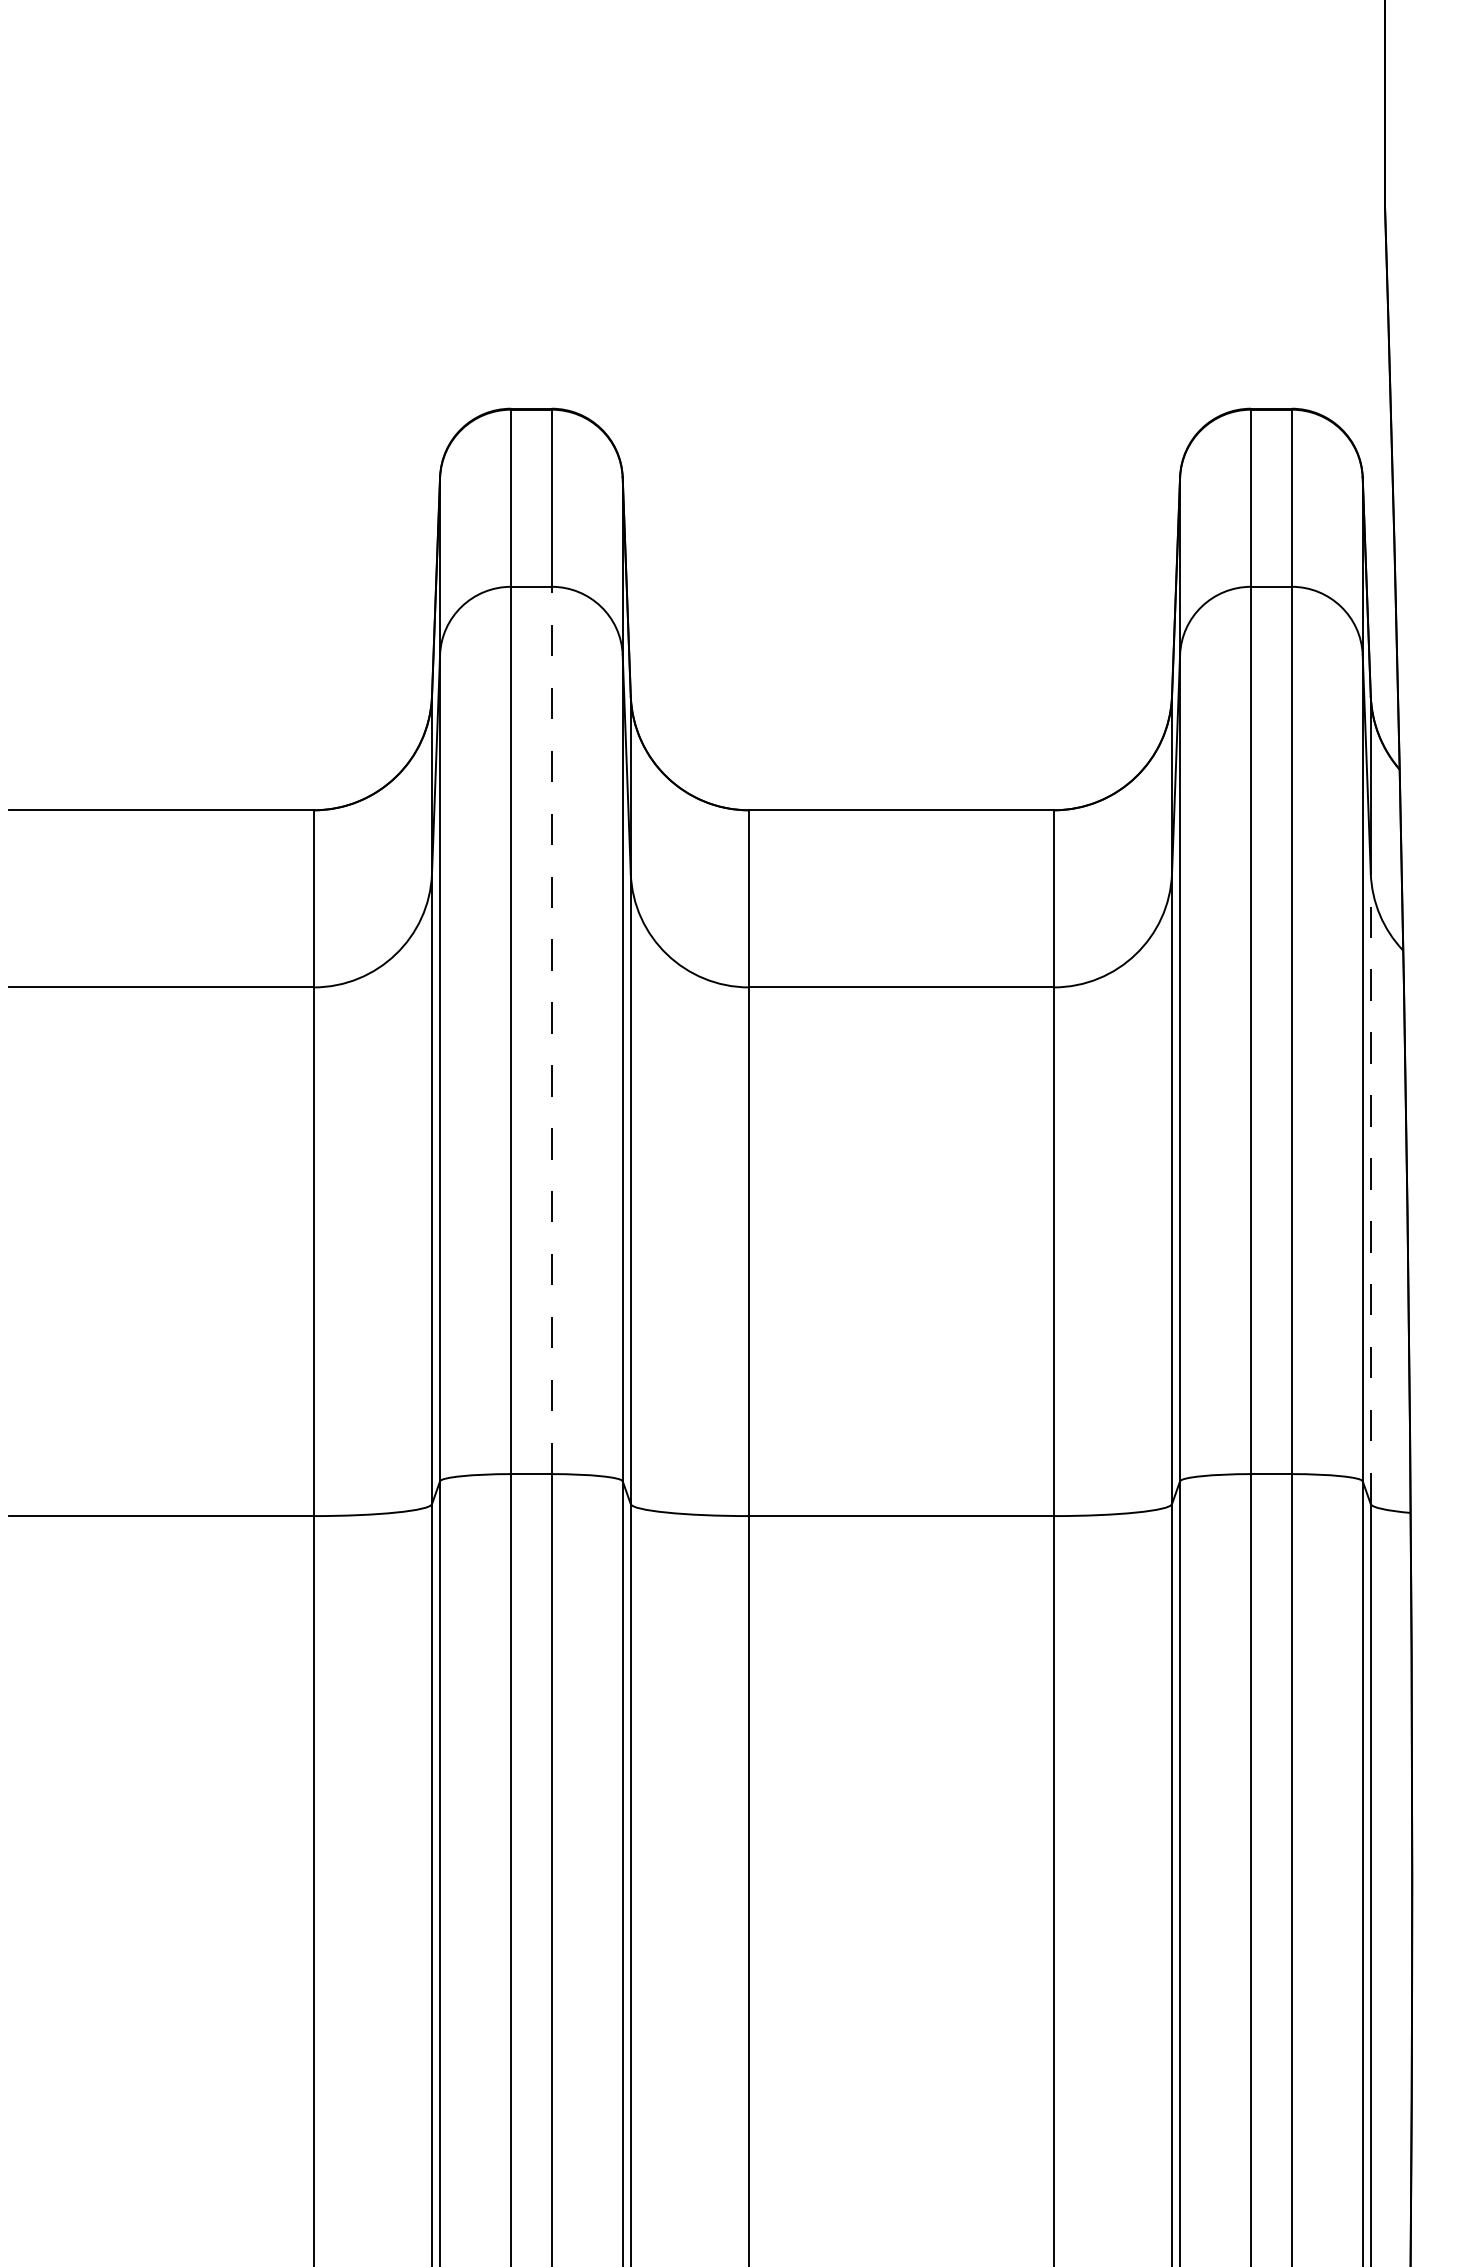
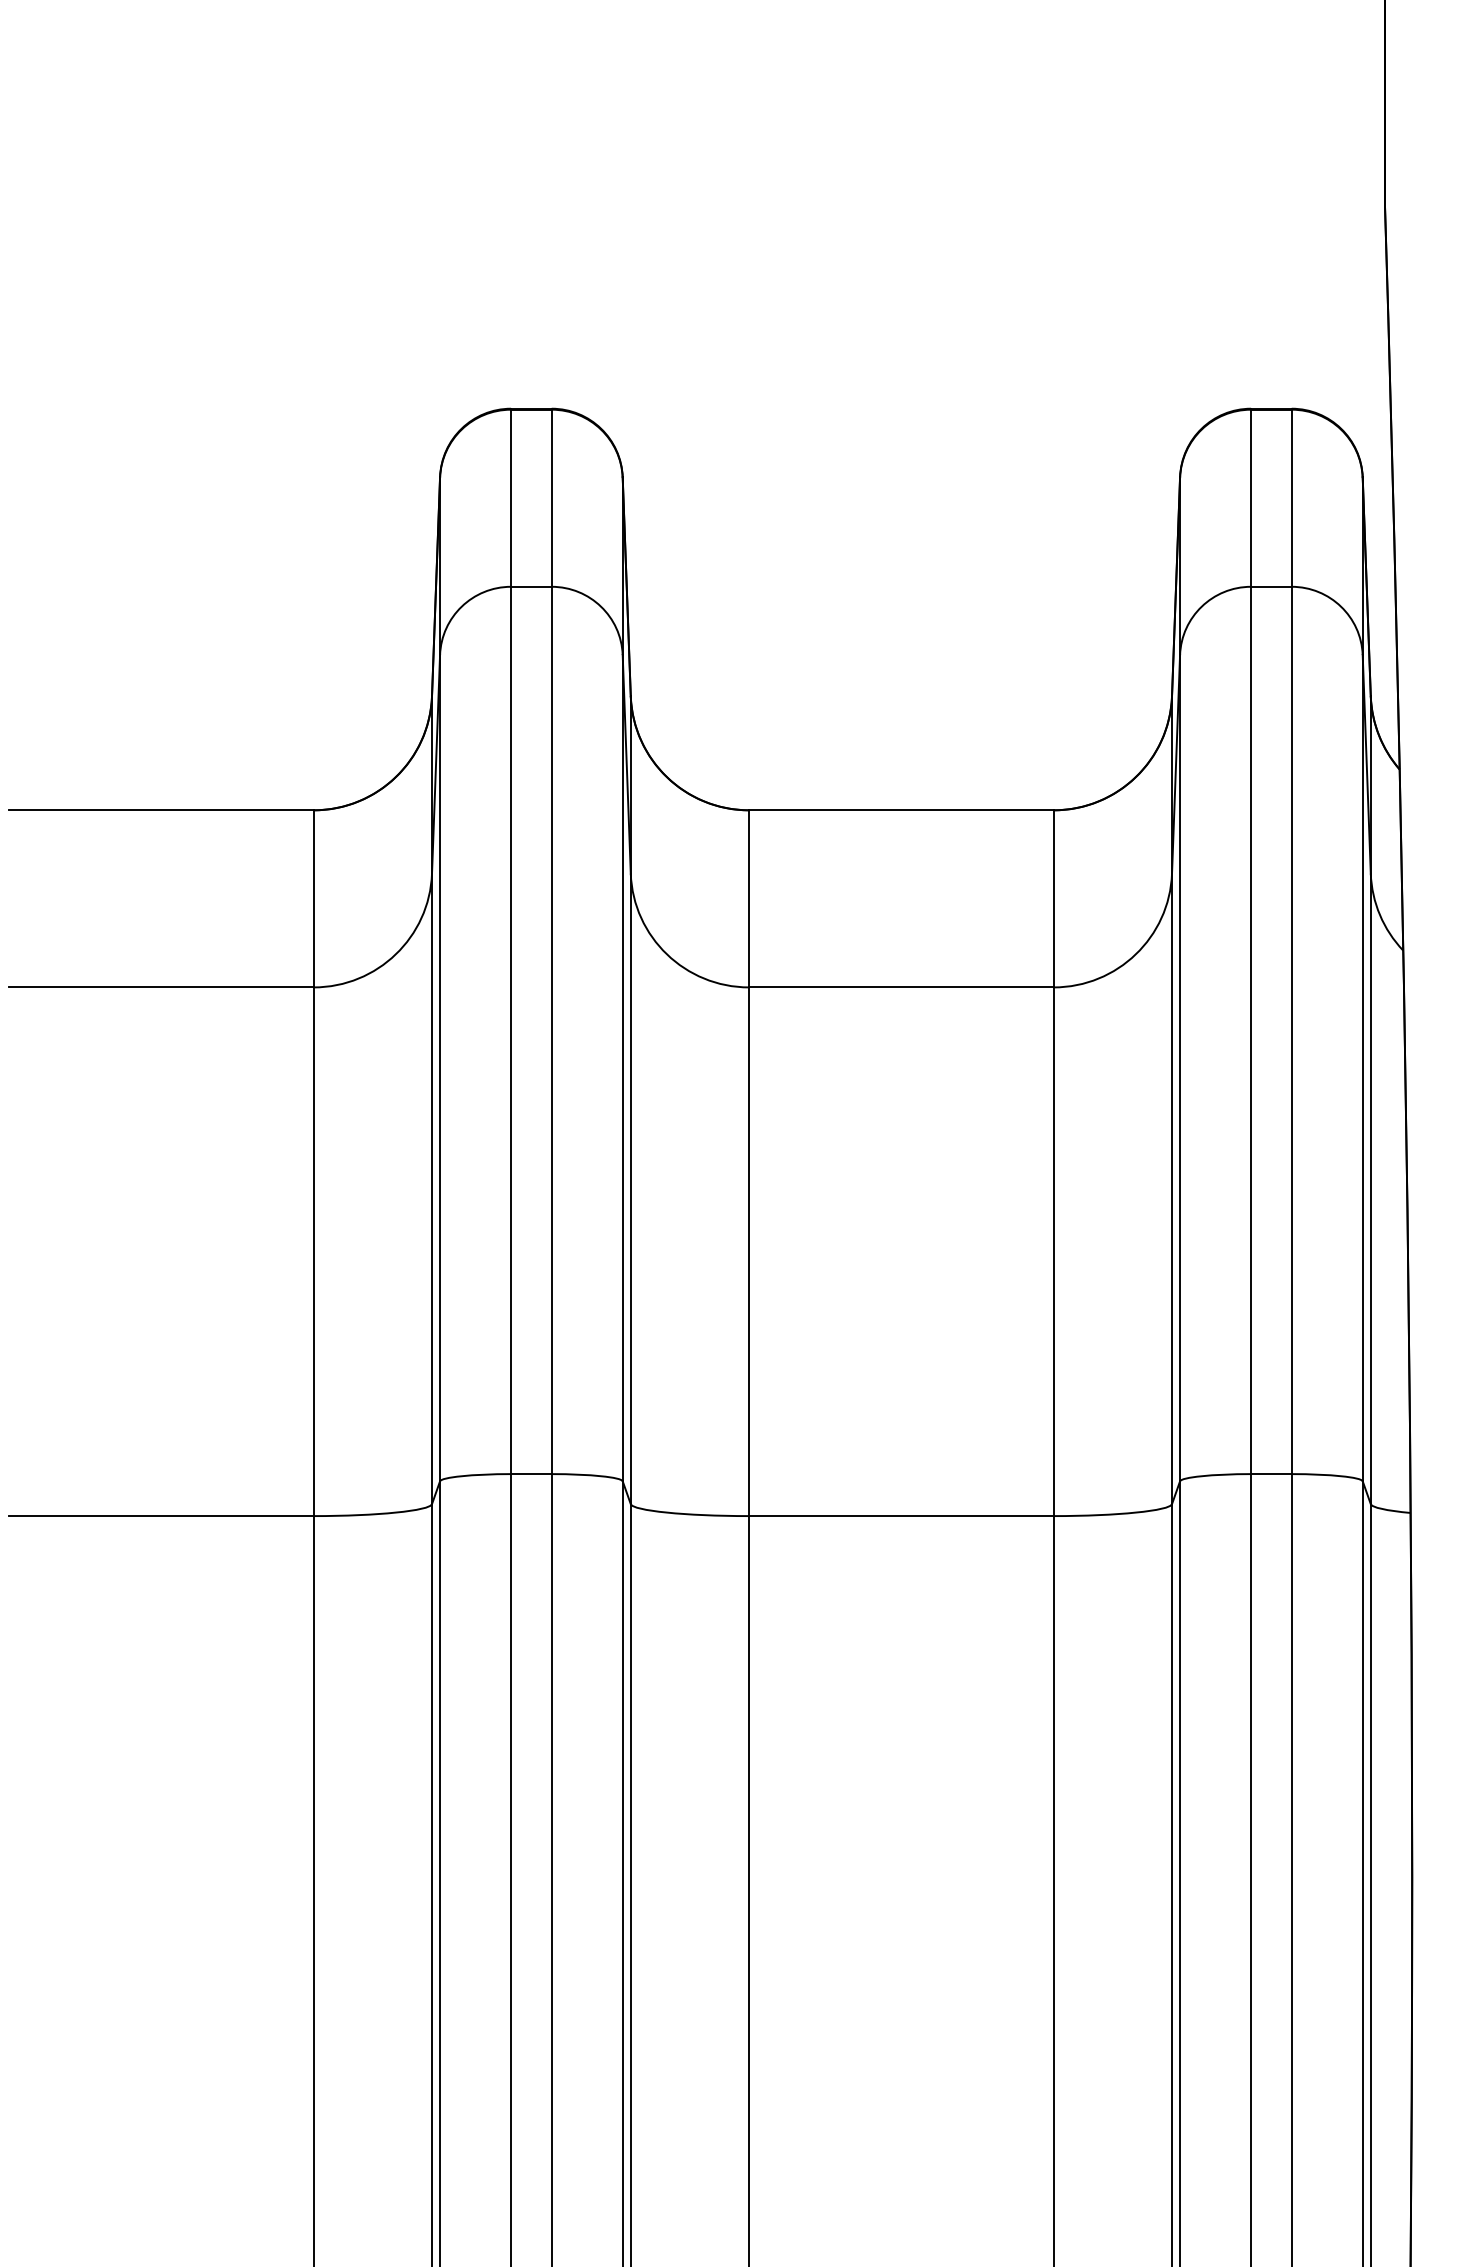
line: dashed -> solid (551, 1030)
line: dashed -> solid (1370, 1188)
